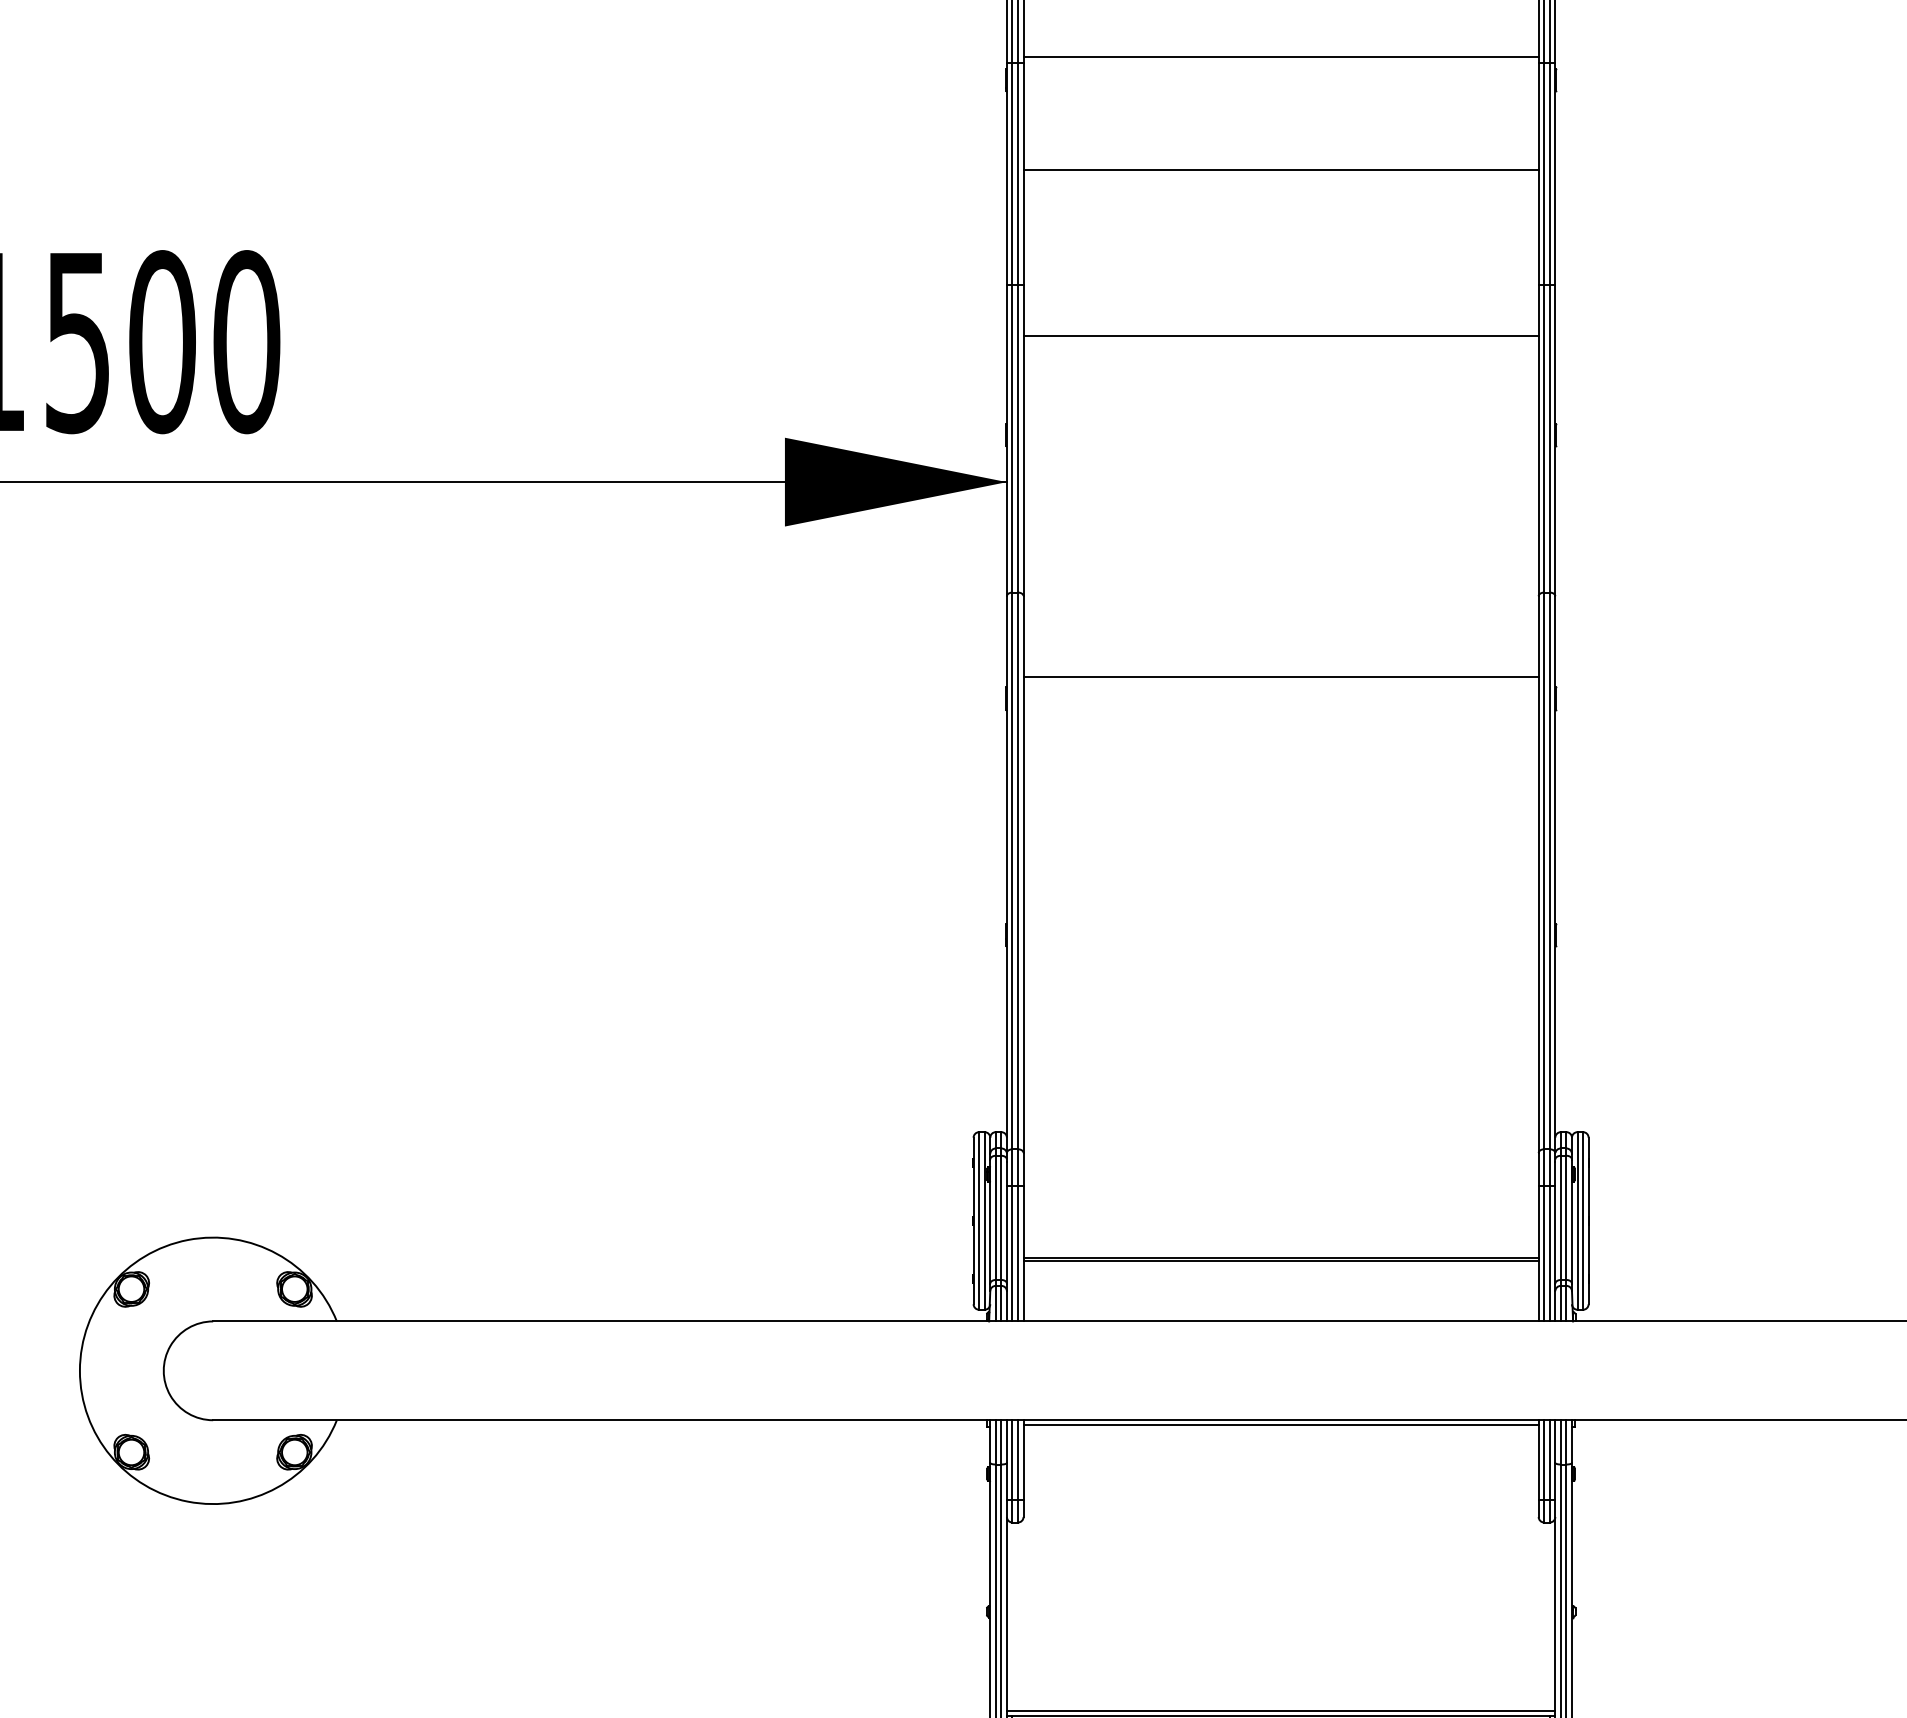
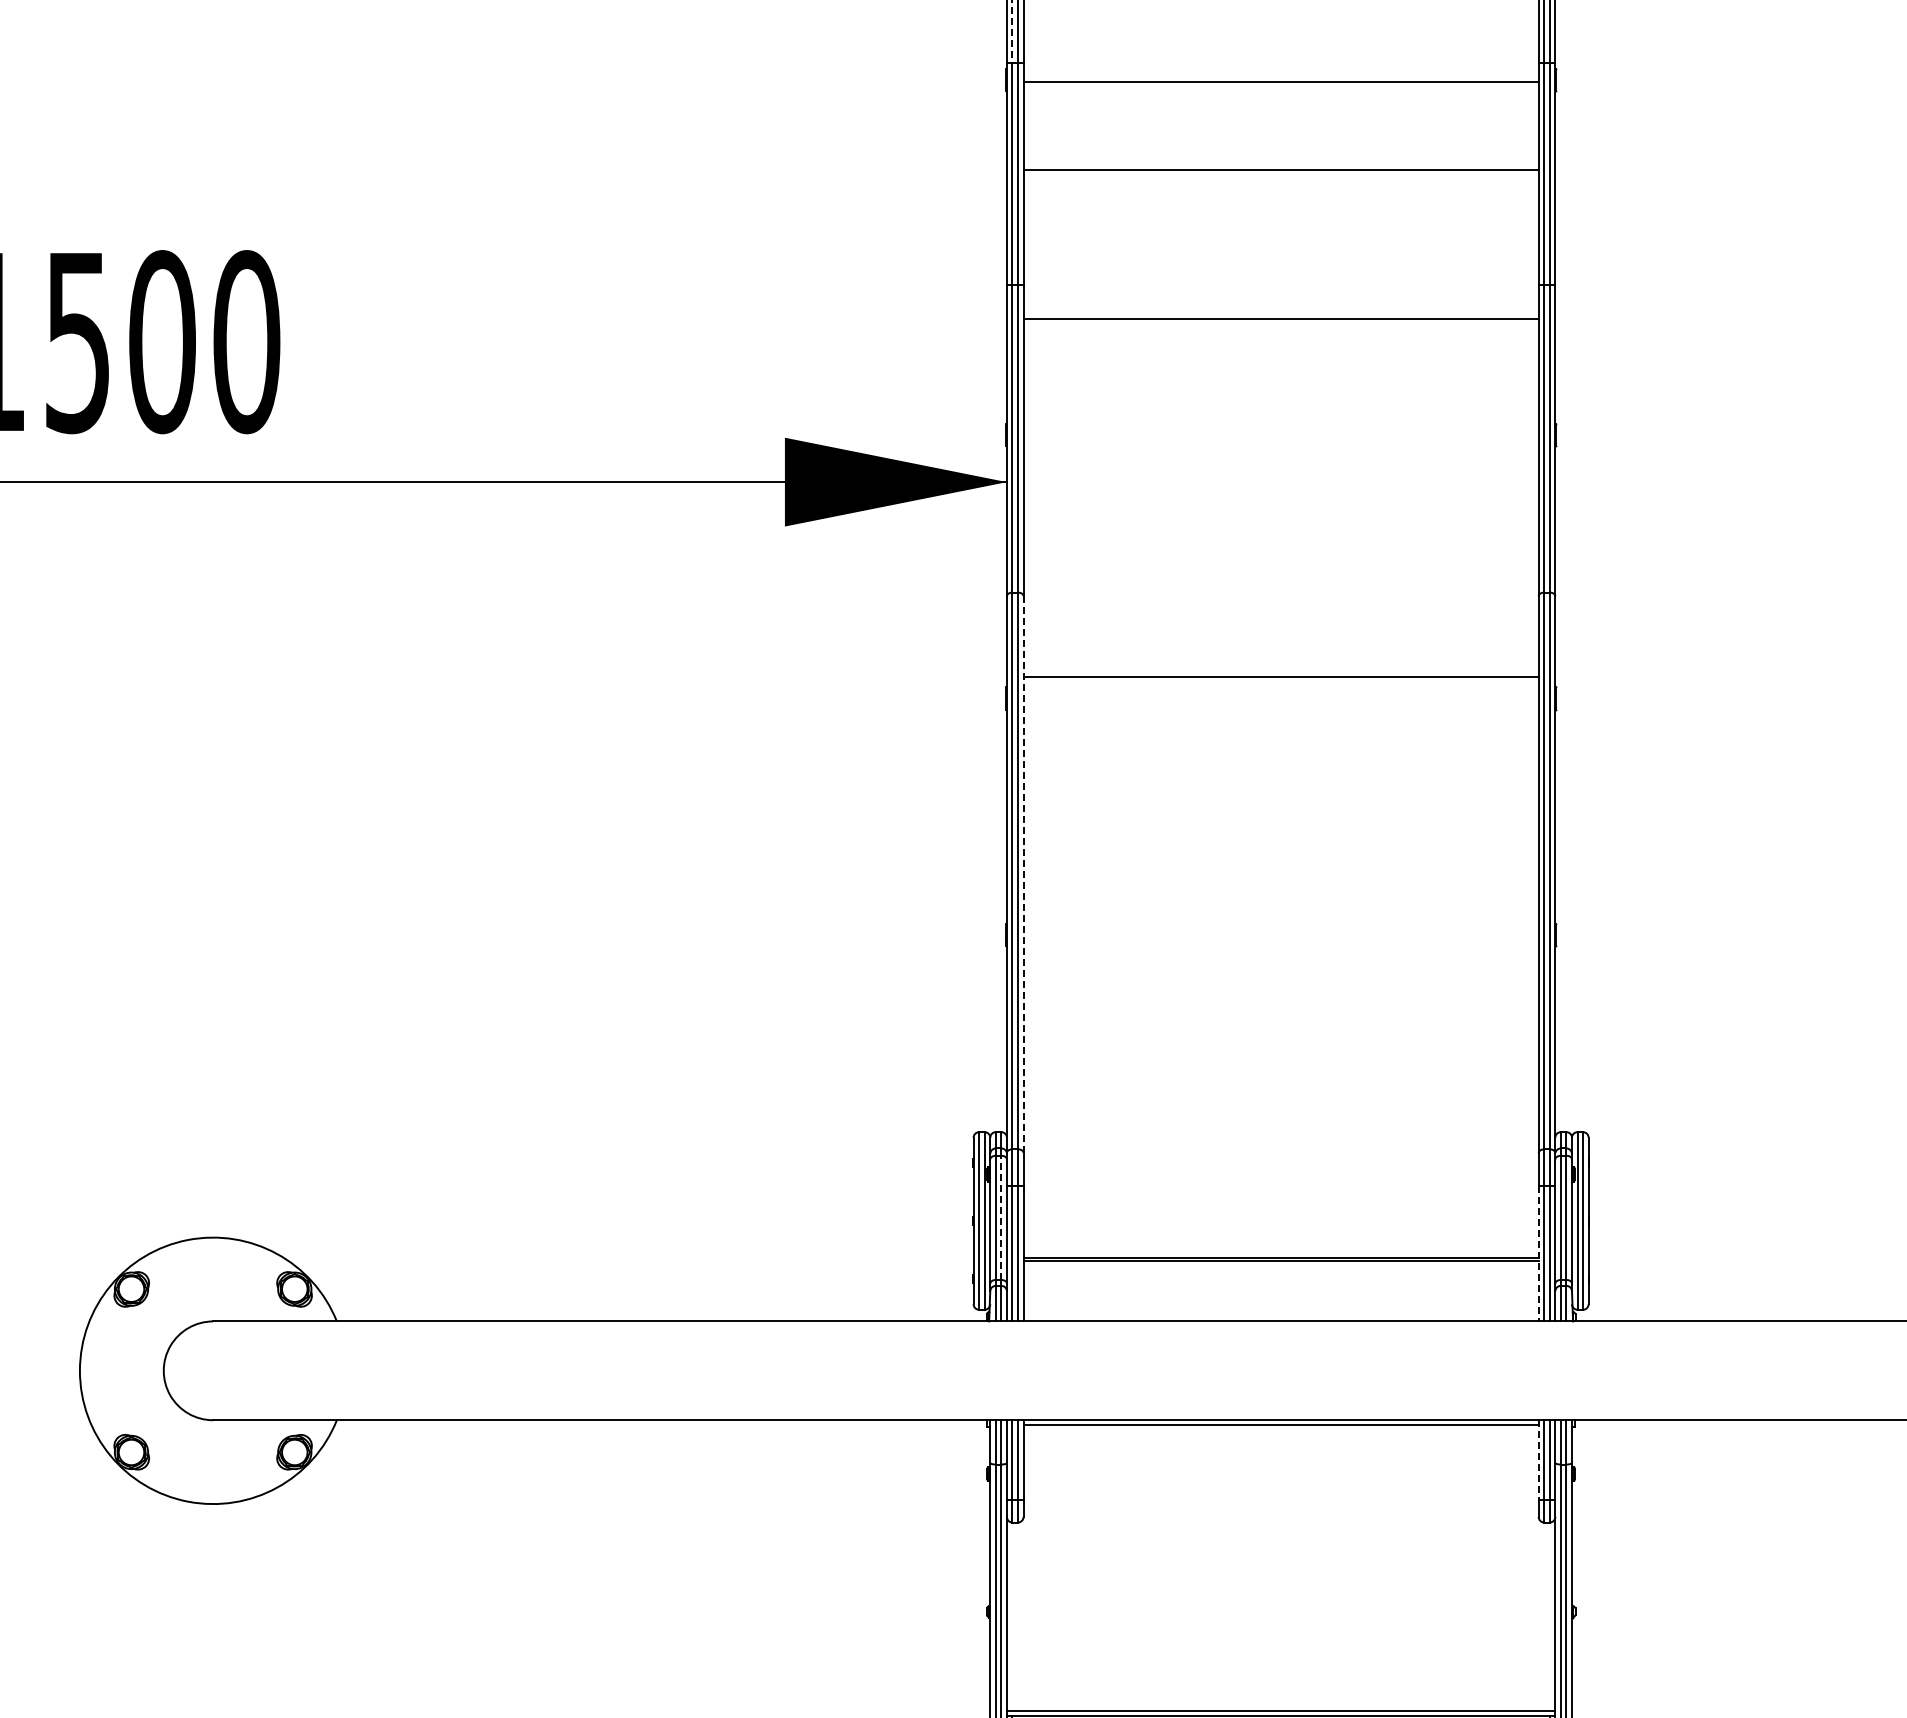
line: solid -> dashed (1012, 32)
line position: (1280, 57) -> (1280, 82) (1280, 82)
line position: (1280, 336) -> (1280, 319) (1280, 319)
line: solid -> dashed (1023, 875)
line: solid -> dashed (1001, 1217)
line: solid -> dashed (1538, 1253)
line: solid -> dashed (1538, 1460)
